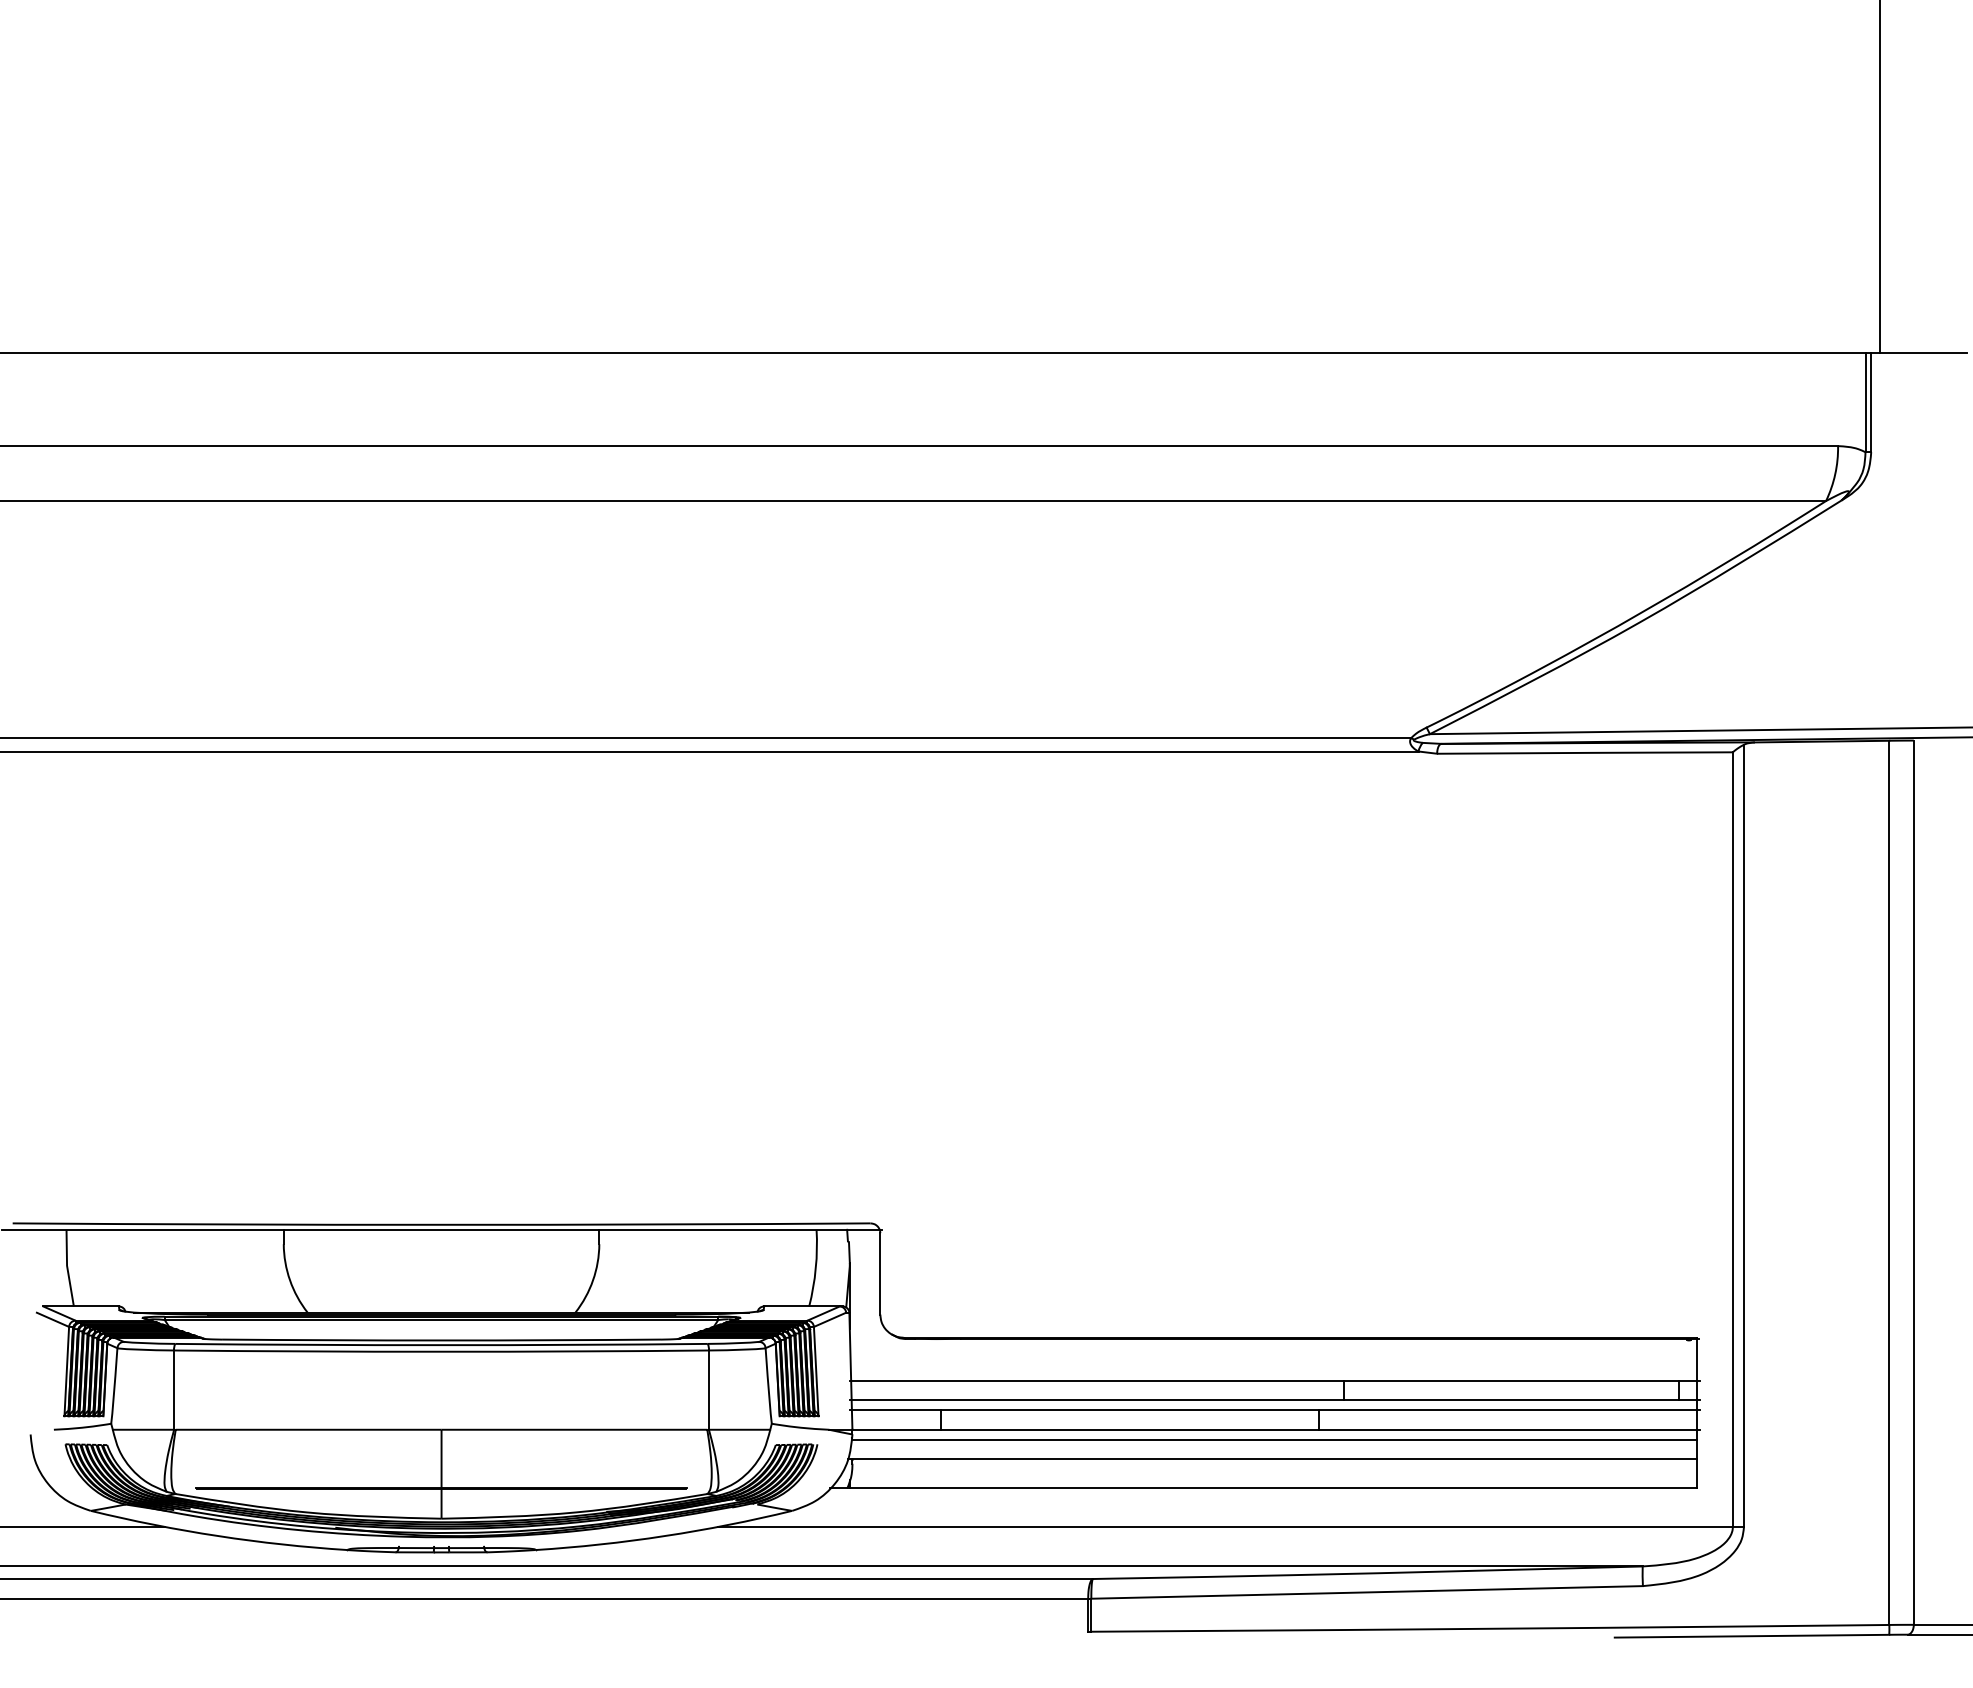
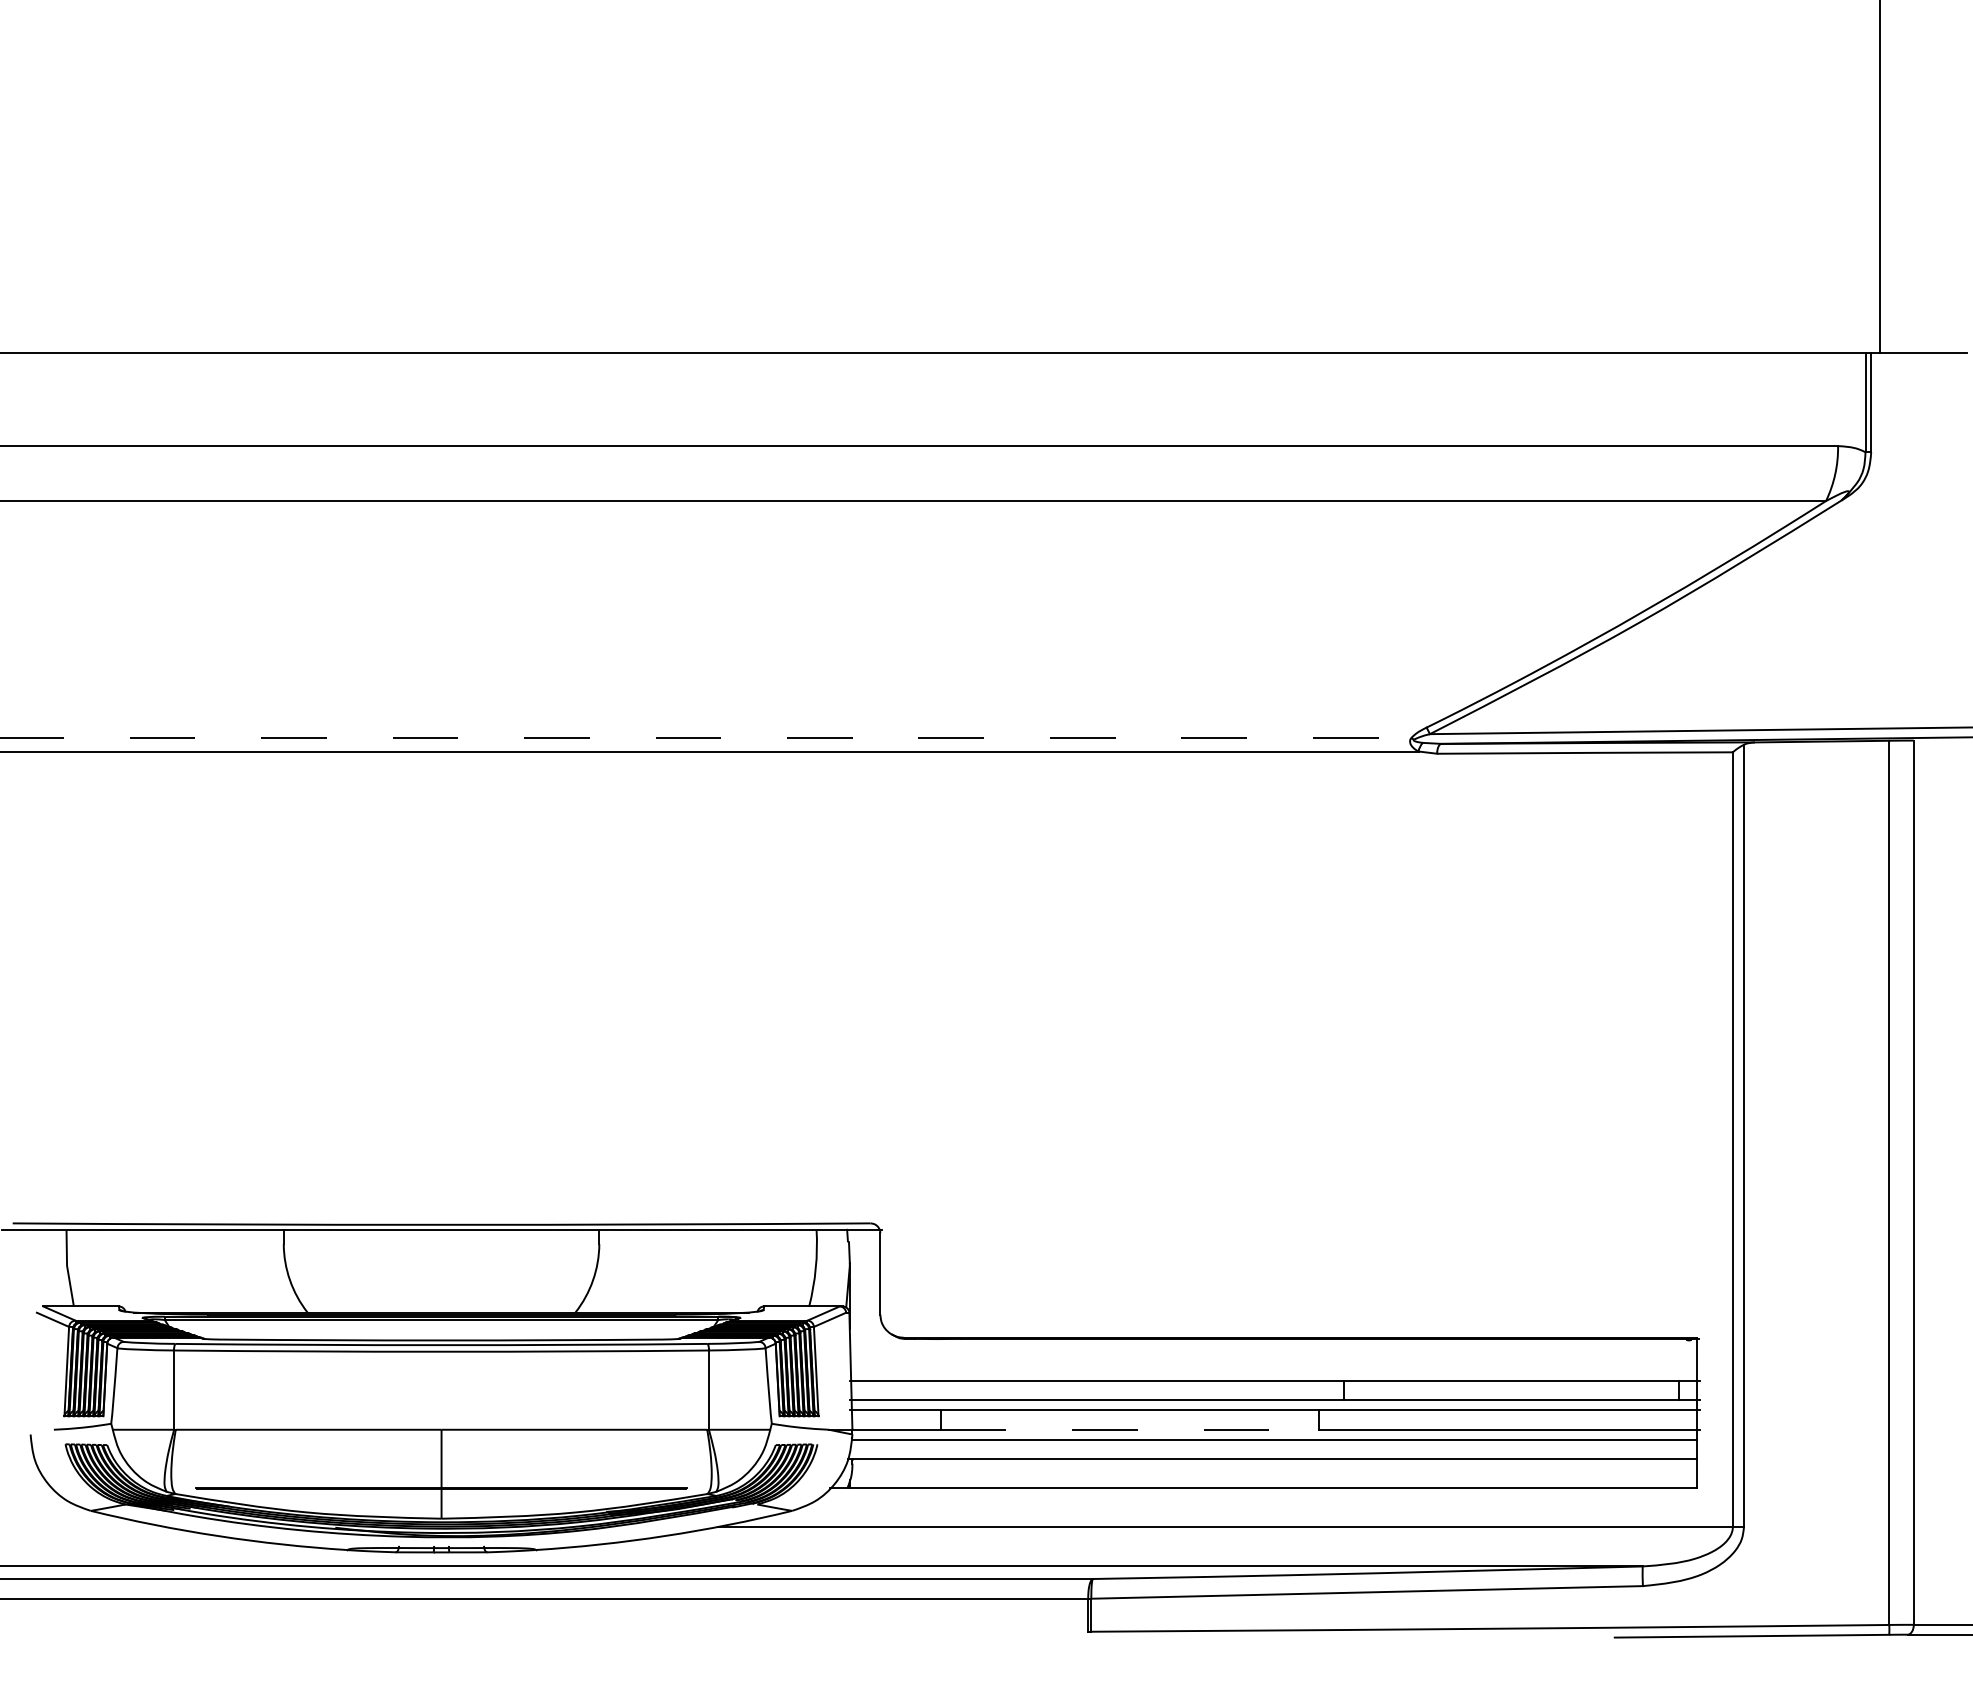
line: solid -> dashed (706, 738)
line: solid -> dashed (1130, 1429)
line: present -> none (83, 1527)
